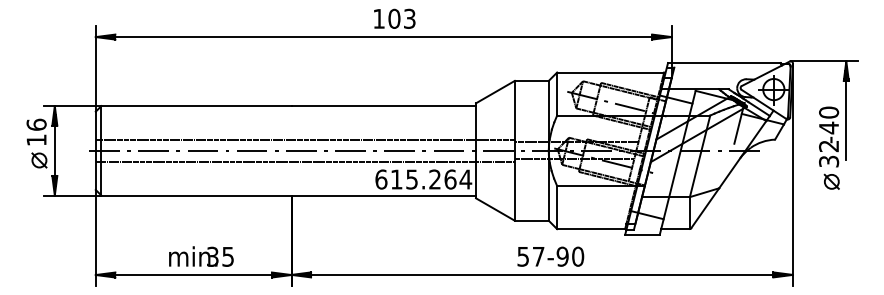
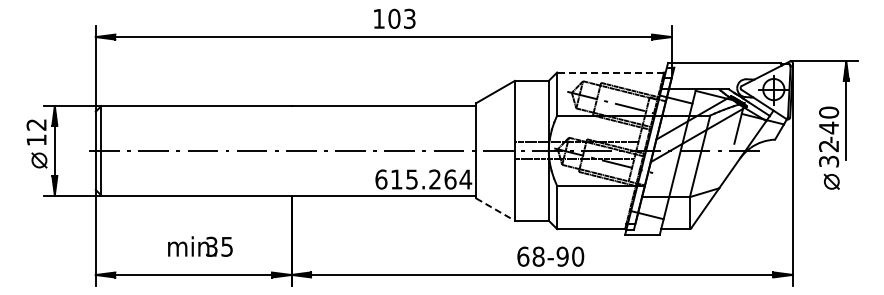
line: solid -> dashed (610, 72)
text: 16 -> 12 (36, 124)
line: present -> none (304, 139)
line: present -> none (304, 162)
line: solid -> dashed (495, 209)
text position: (201, 256) -> (200, 246) (200, 246)
text: 57-90 -> 68-90 (530, 256)
